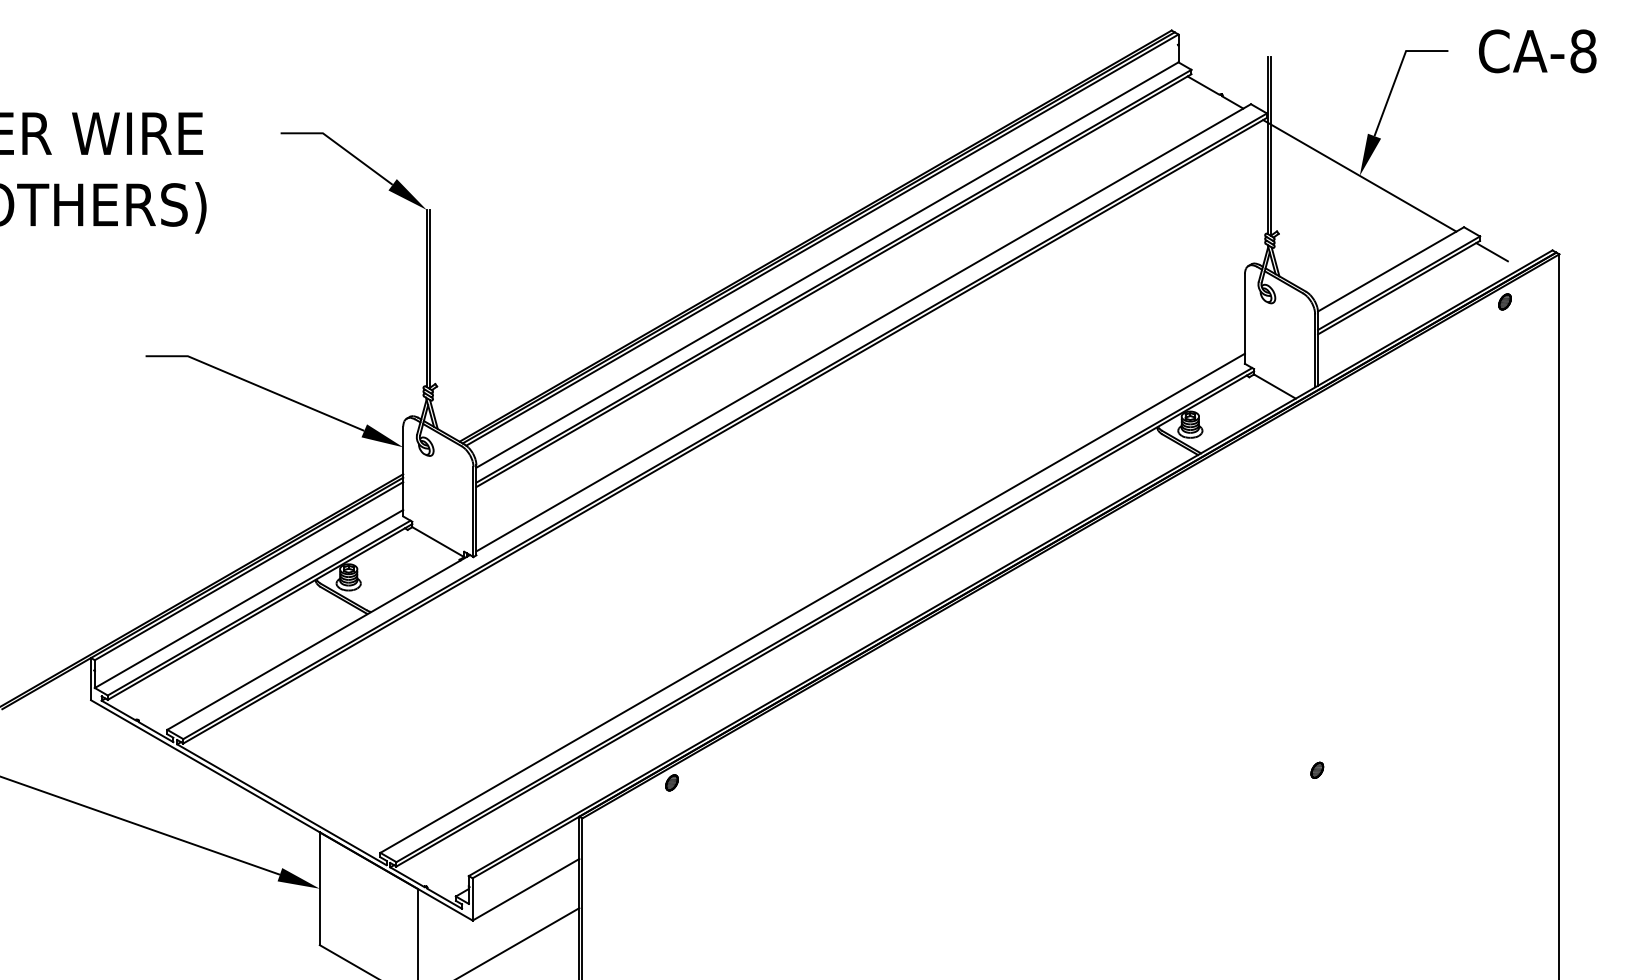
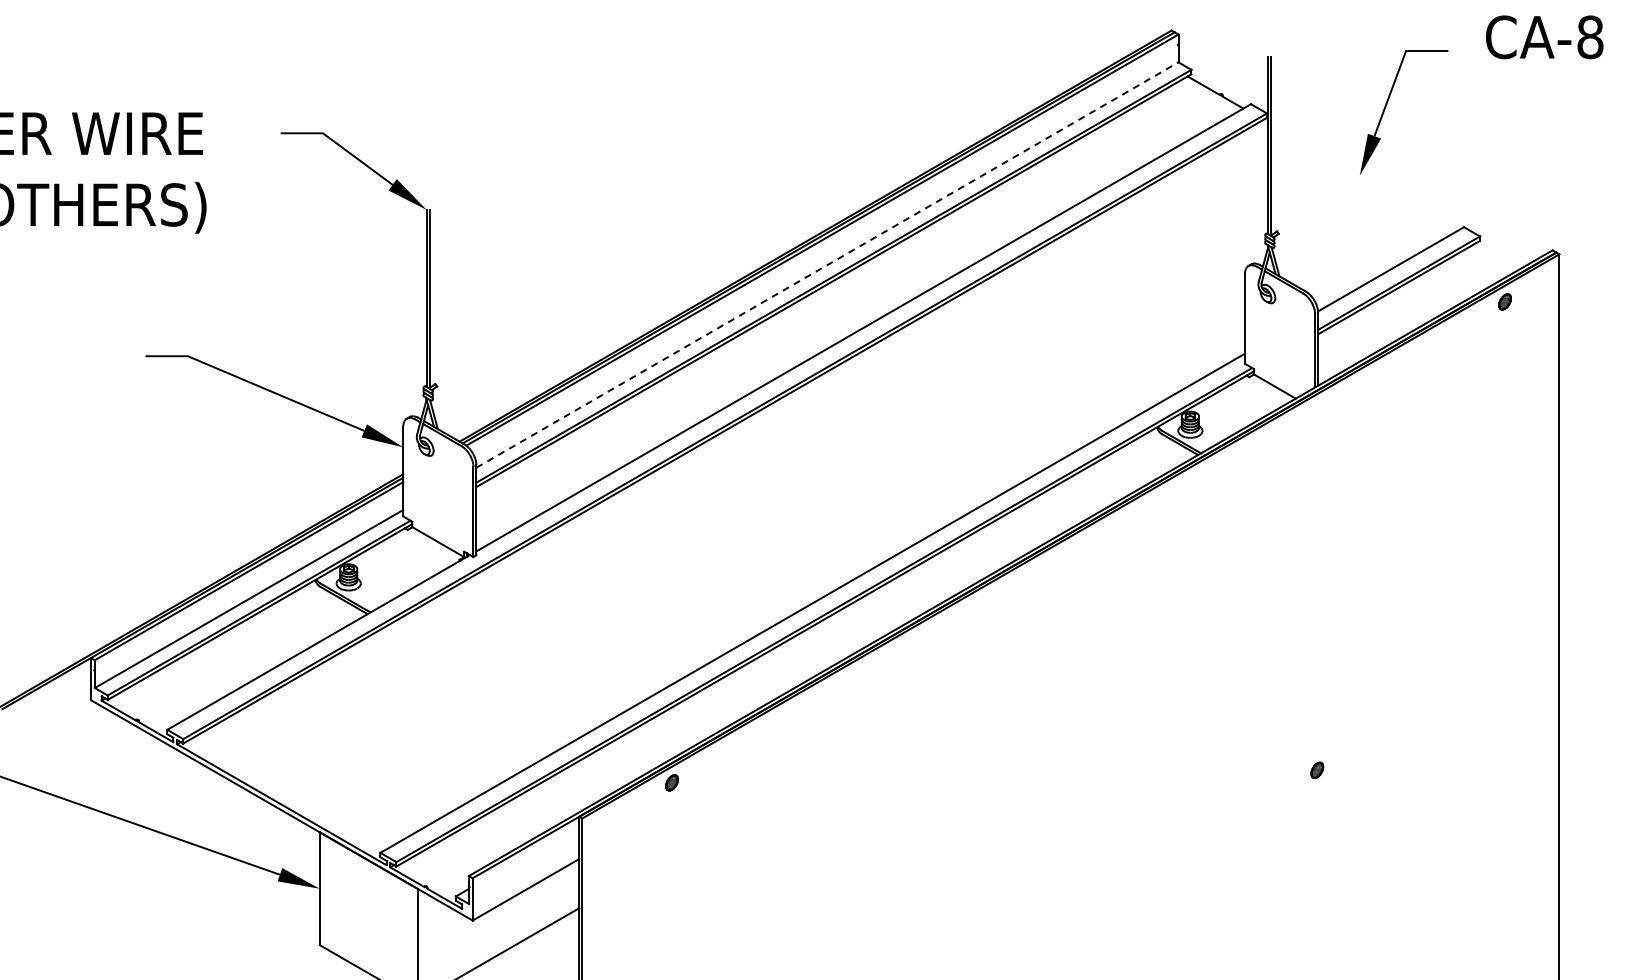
text position: (1537, 51) -> (1544, 37) (1544, 37)
line: present -> none (1359, 175)
line: present -> none (1491, 252)
line: solid -> dashed (827, 264)
